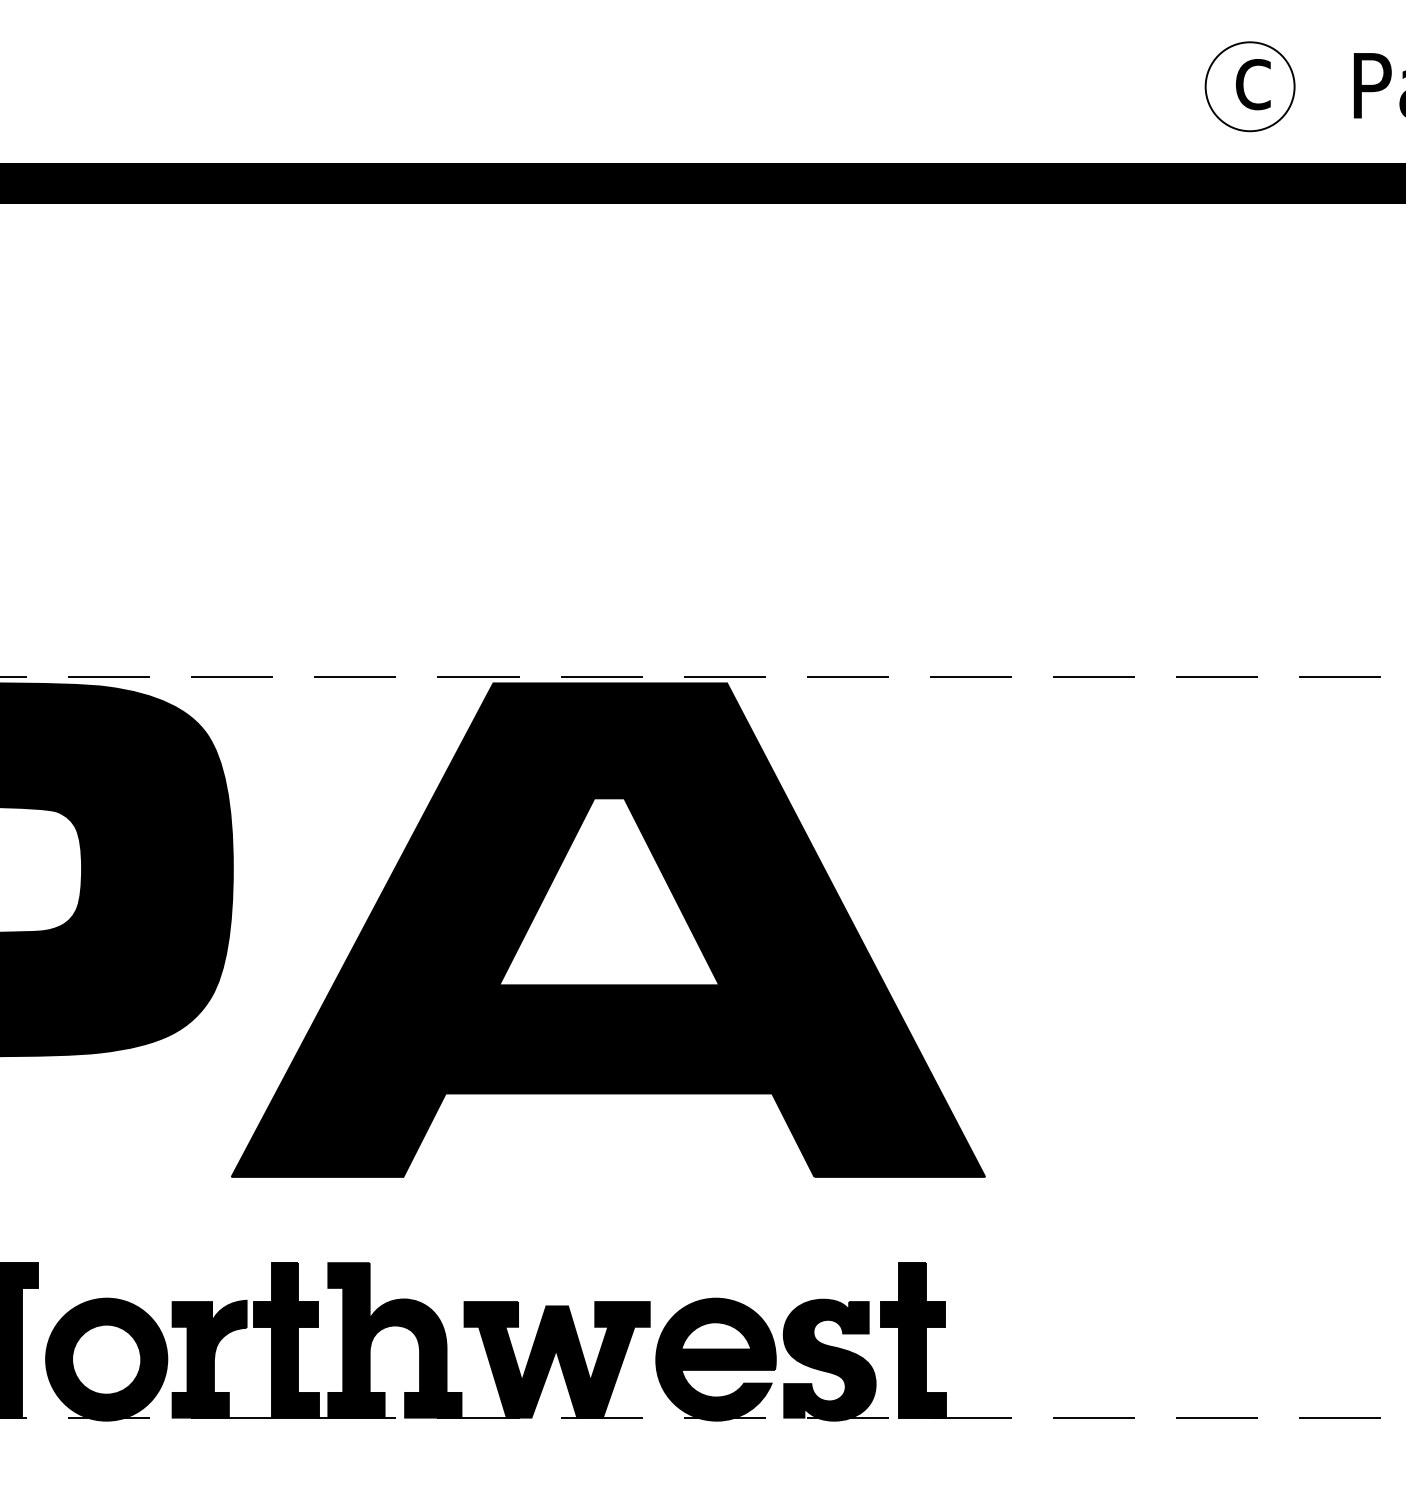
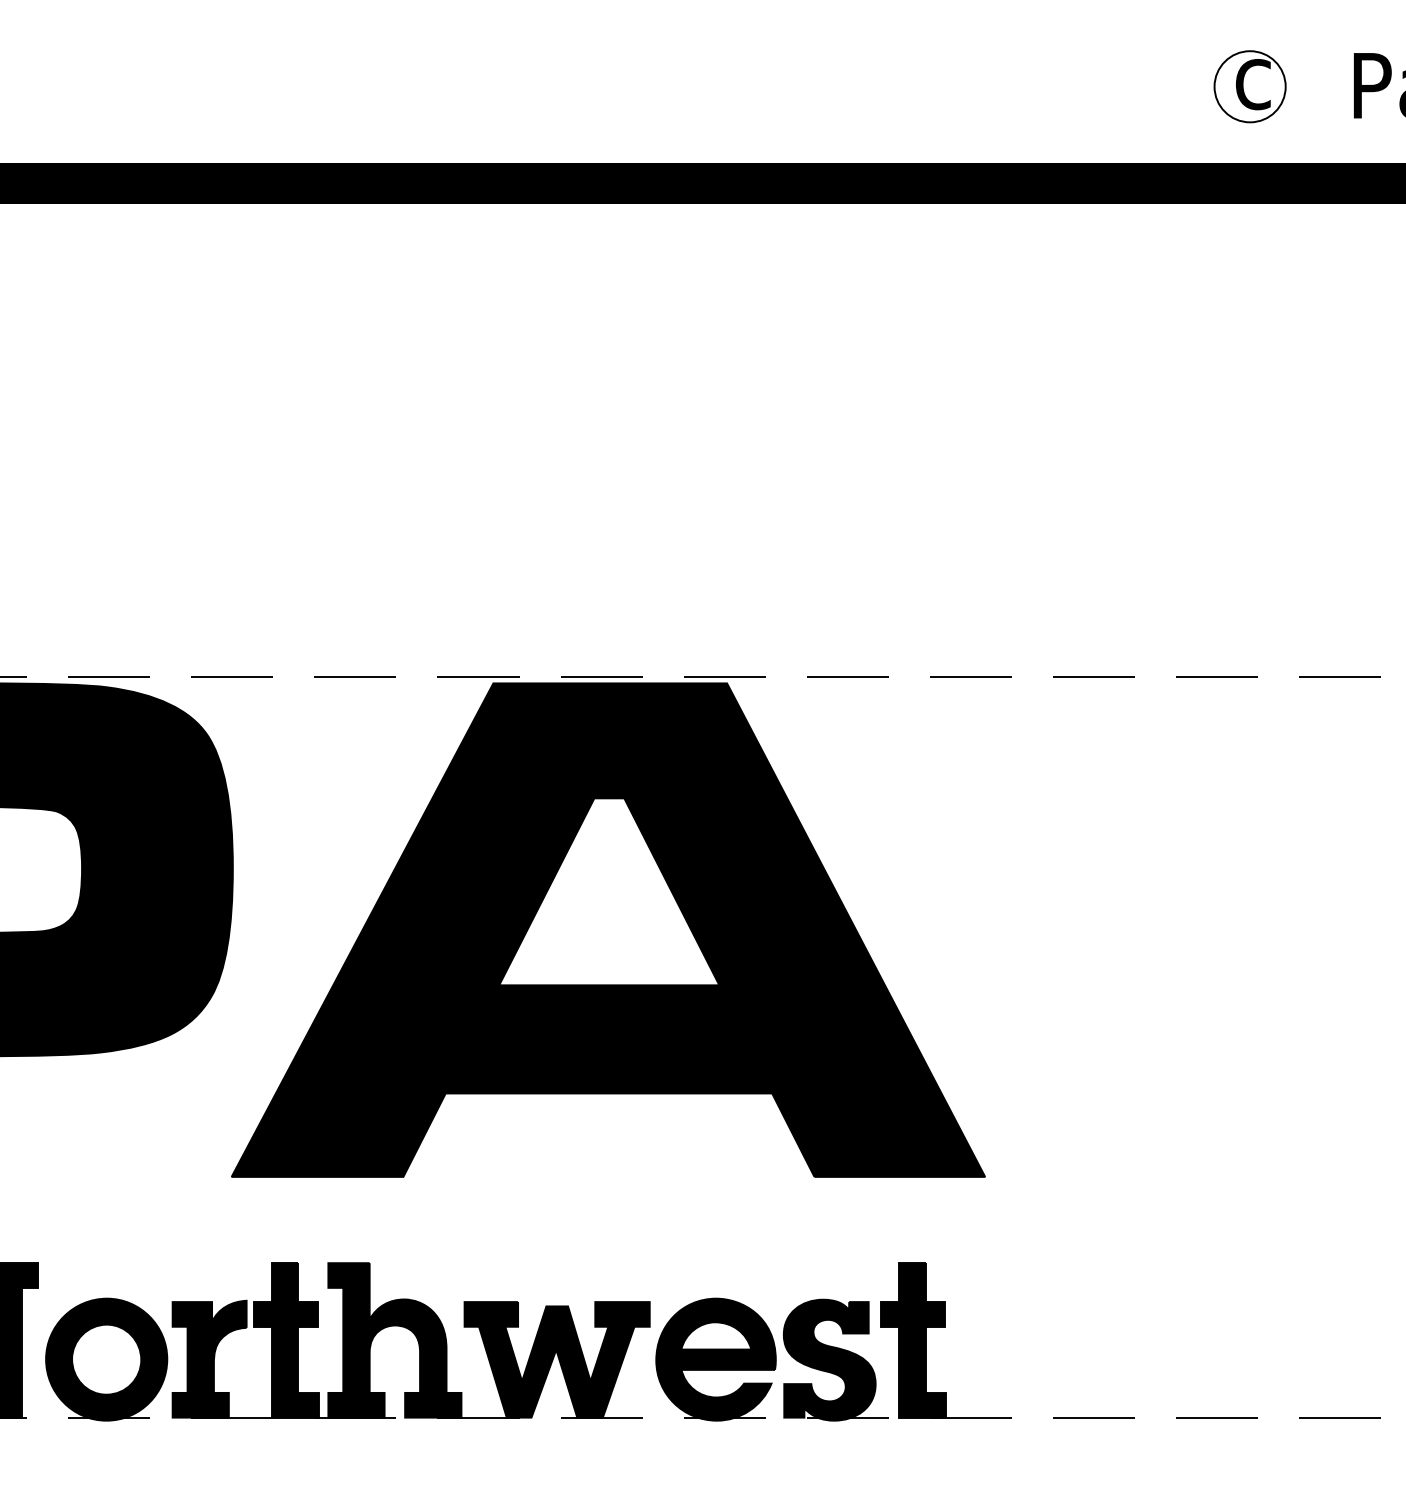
circle diameter: 89 px -> 71 px (1249, 86)
